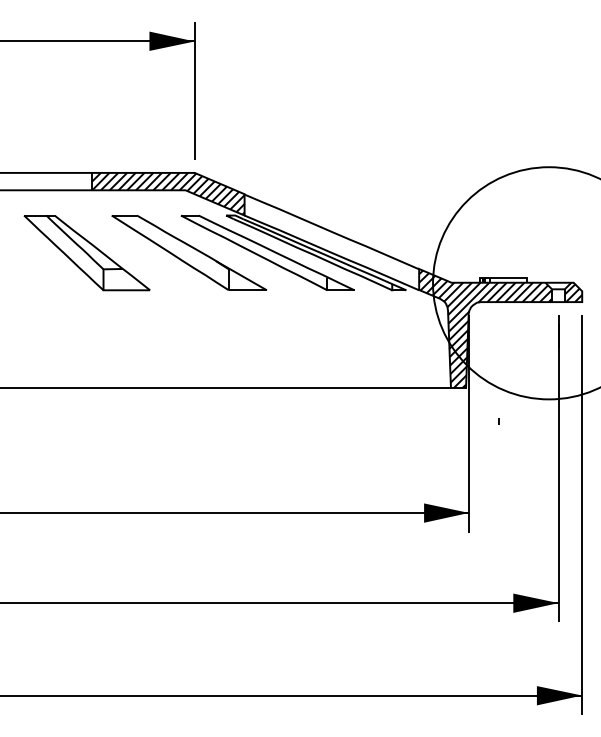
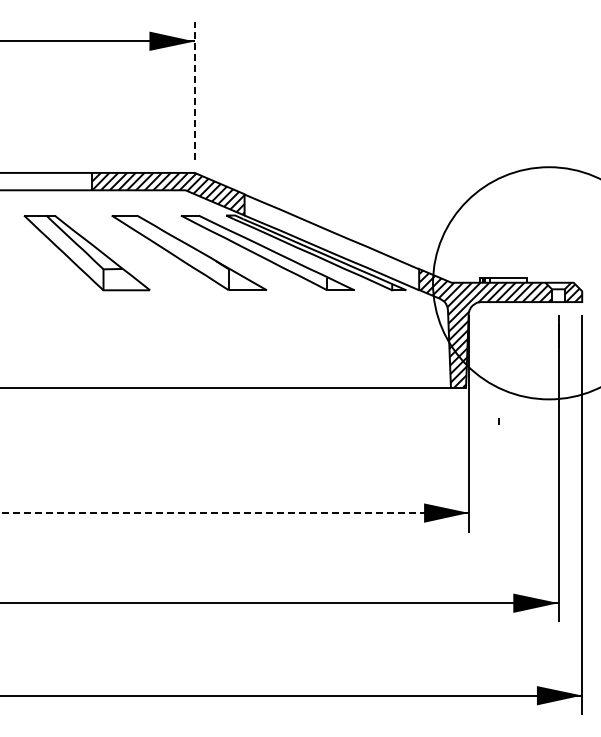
line: solid -> dashed (194, 90)
line: solid -> dashed (235, 512)
